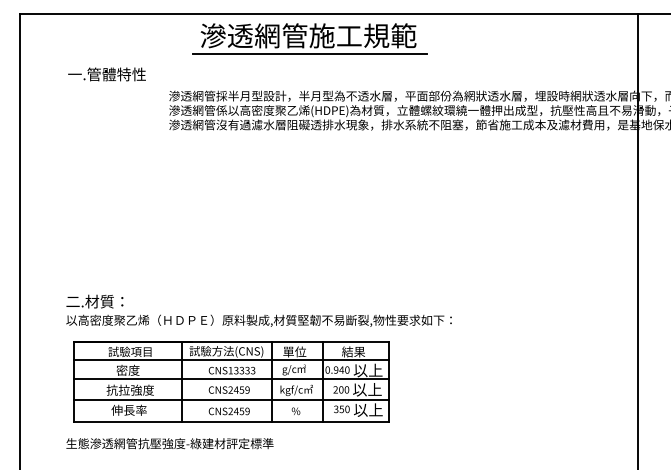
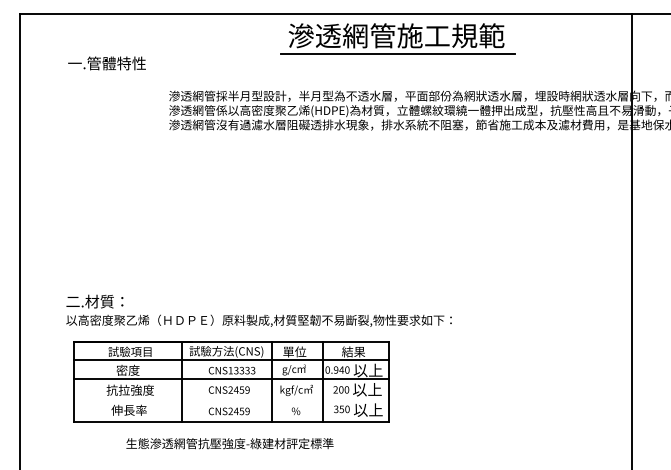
part position: (309, 38) -> (397, 38) (397, 38)
text position: (106, 74) -> (106, 63) (106, 63)
line position: (638, 240) -> (632, 240) (632, 240)
line: present -> none (230, 400)
text position: (169, 443) -> (229, 443) (229, 443)
